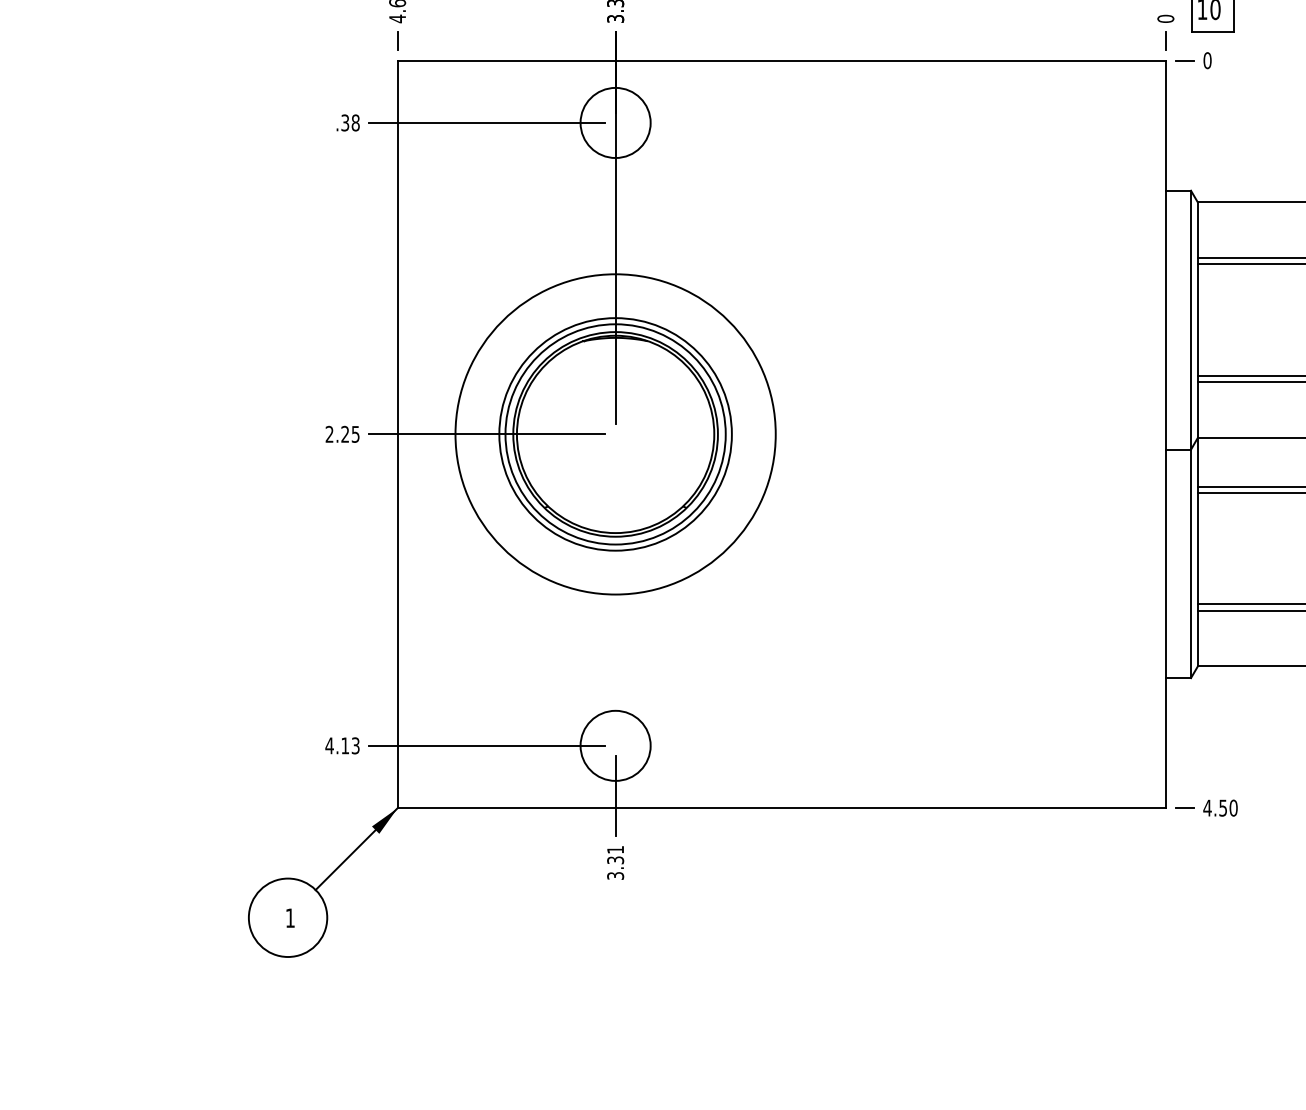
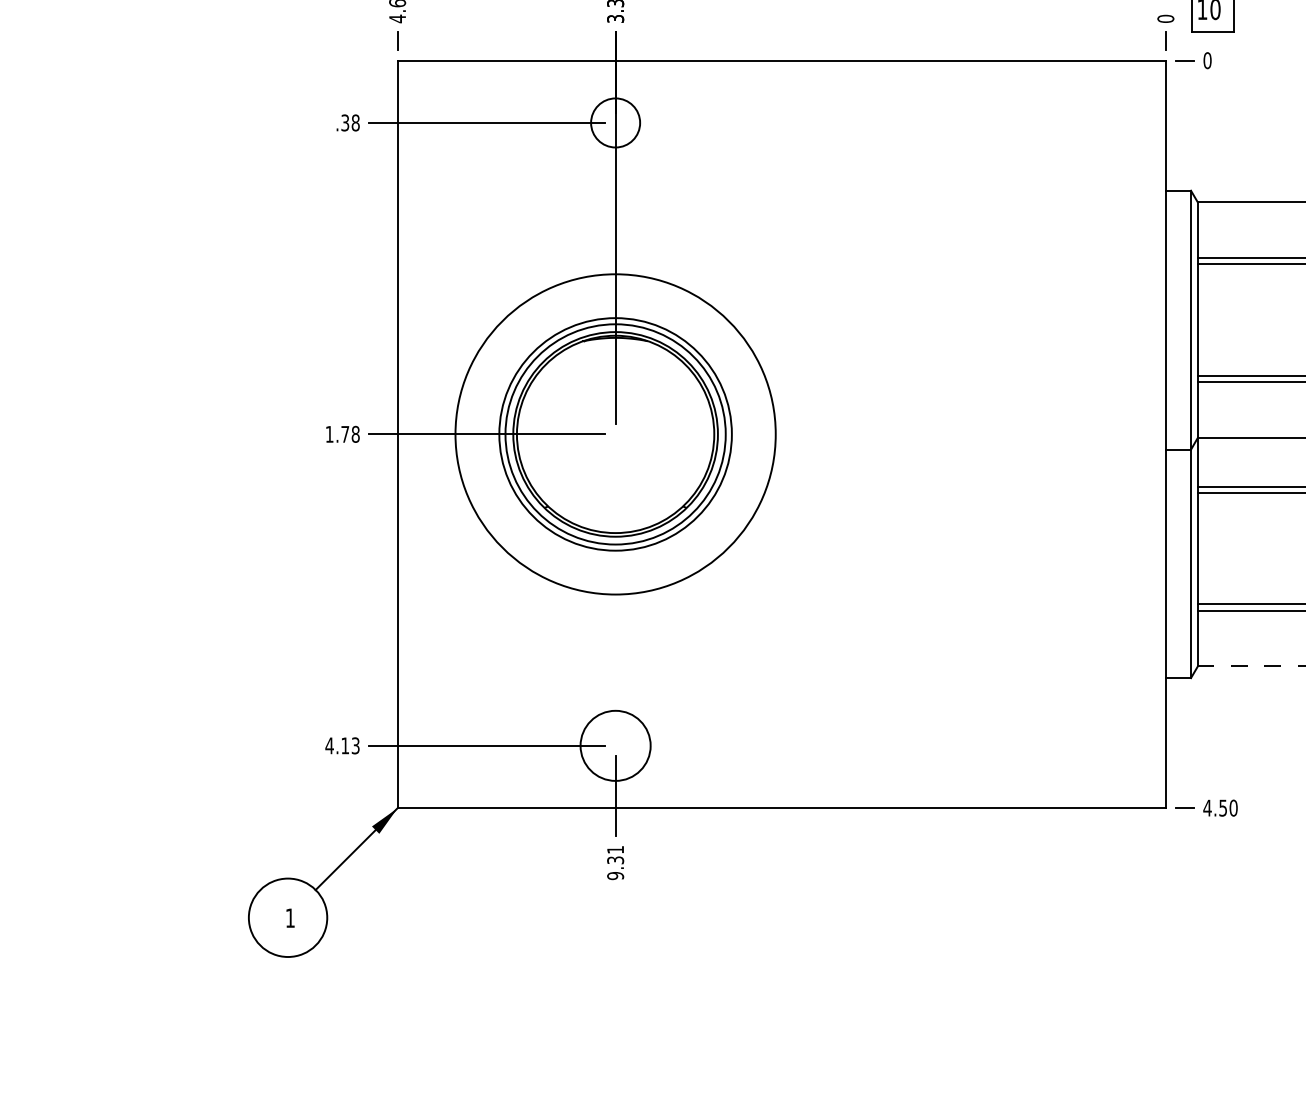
circle diameter: 70 px -> 49 px (615, 122)
text: 2.25 -> 1.78 (342, 433)
line: solid -> dashed (1251, 666)
text: 3.31 -> 9.31 (615, 876)
